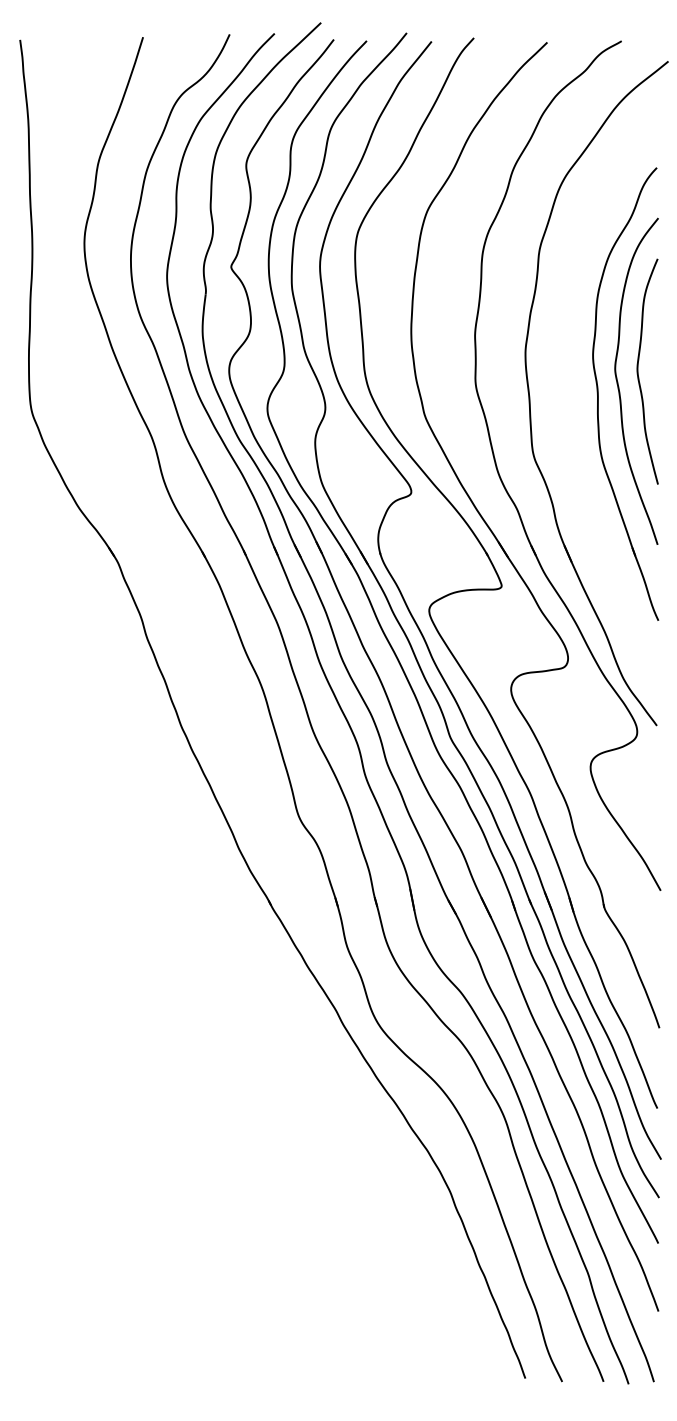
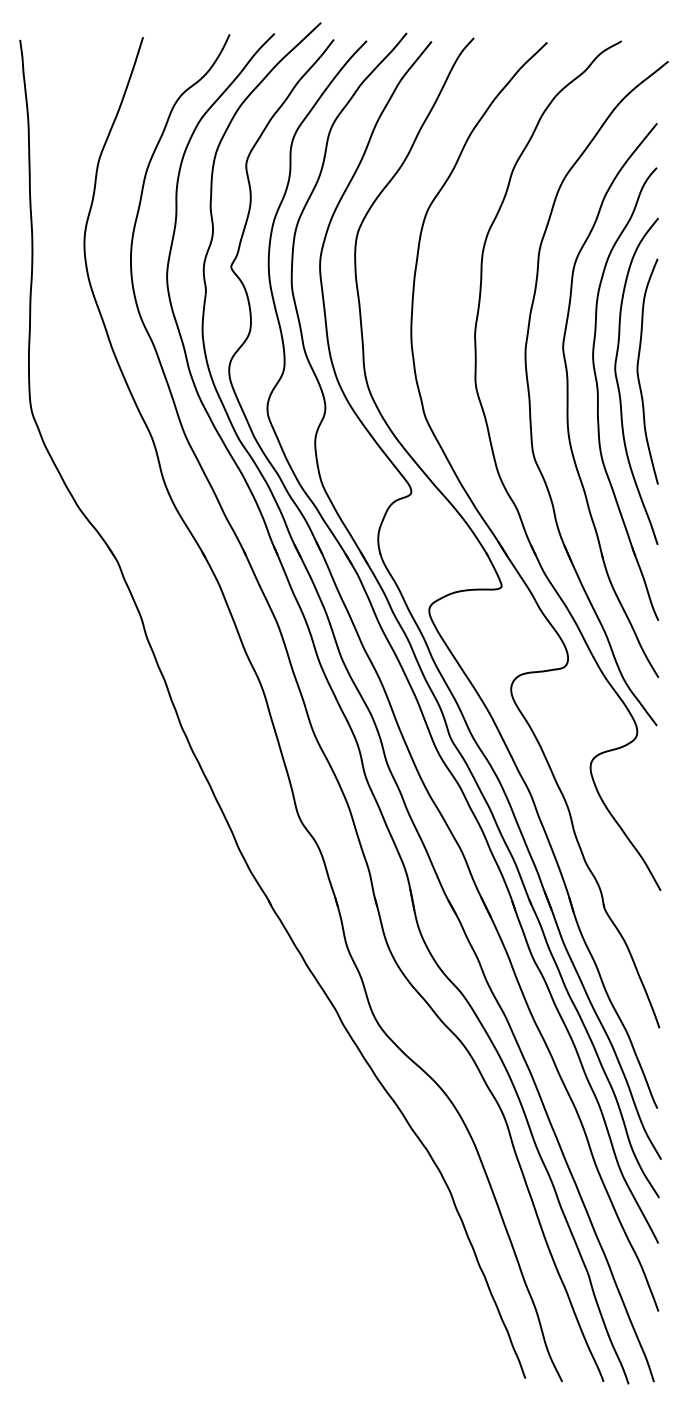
part: none -> present (568, 400)
